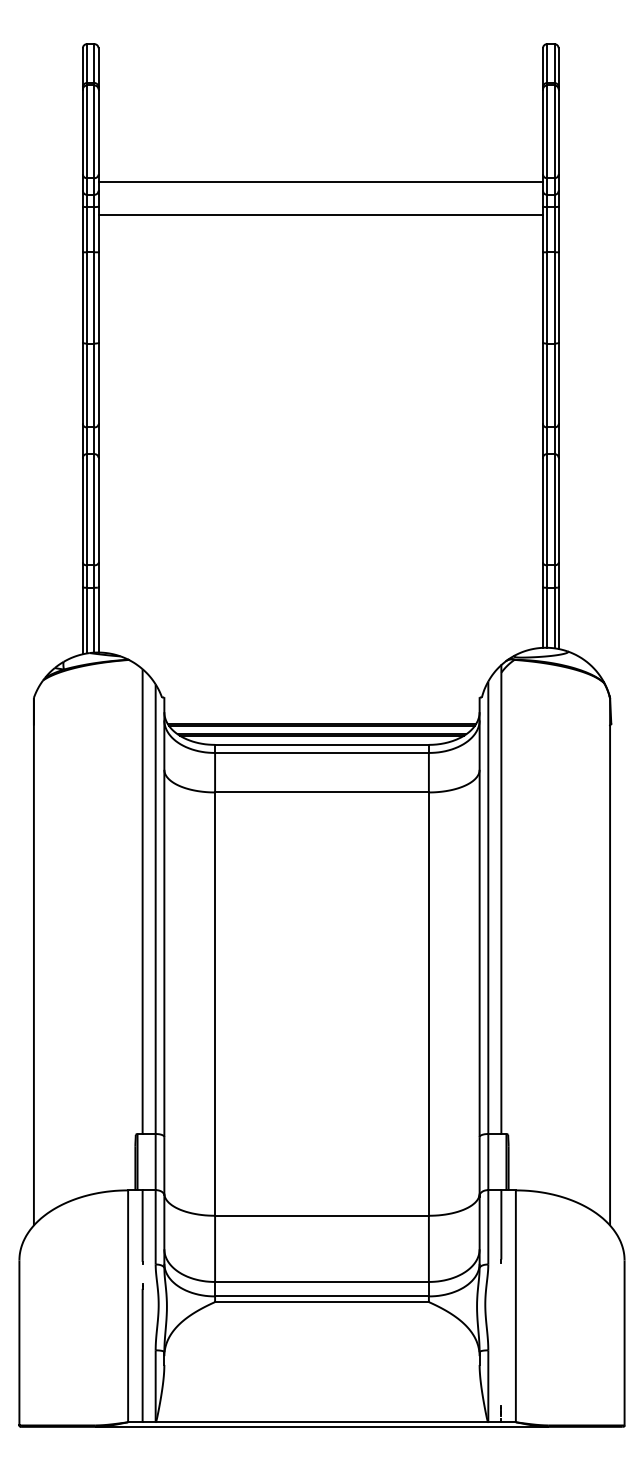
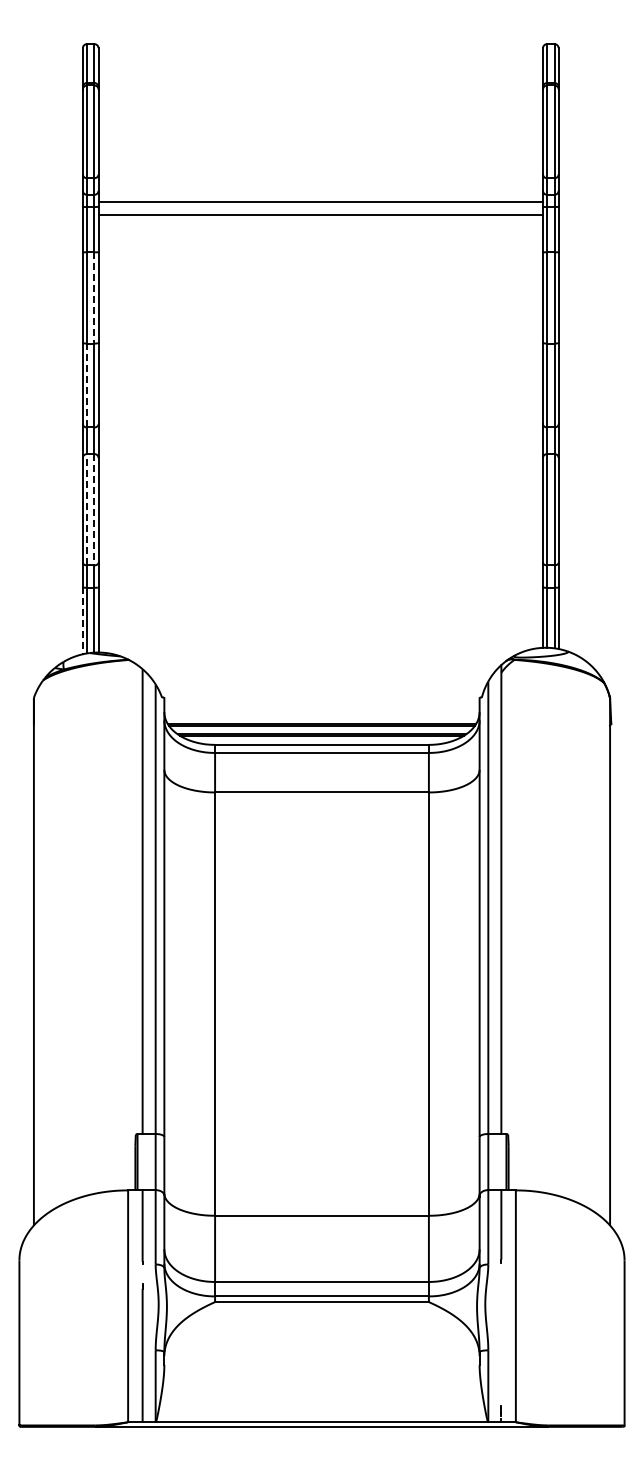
line position: (320, 182) -> (320, 202) (320, 202)
line: solid -> dashed (94, 297)
line: solid -> dashed (87, 385)
line: solid -> dashed (87, 509)
line: solid -> dashed (94, 509)
line: solid -> dashed (82, 621)
